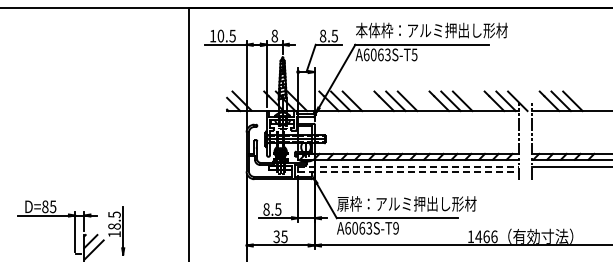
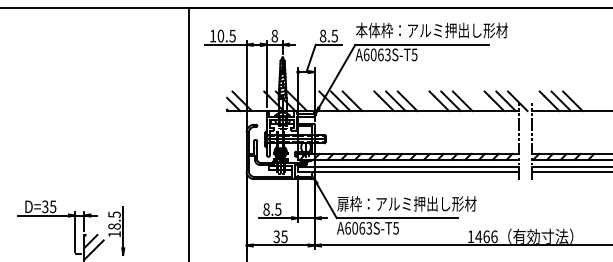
line: dashed -> solid (408, 166)
line: dashed -> solid (408, 172)
line: none -> present (570, 172)
text: D=85 -> D=35 (45, 206)
text: A6063S-T9 -> A6063S-T5 (395, 228)
